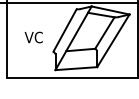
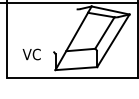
line: present -> none (64, 30)
text position: (33, 37) -> (31, 54) (31, 54)
